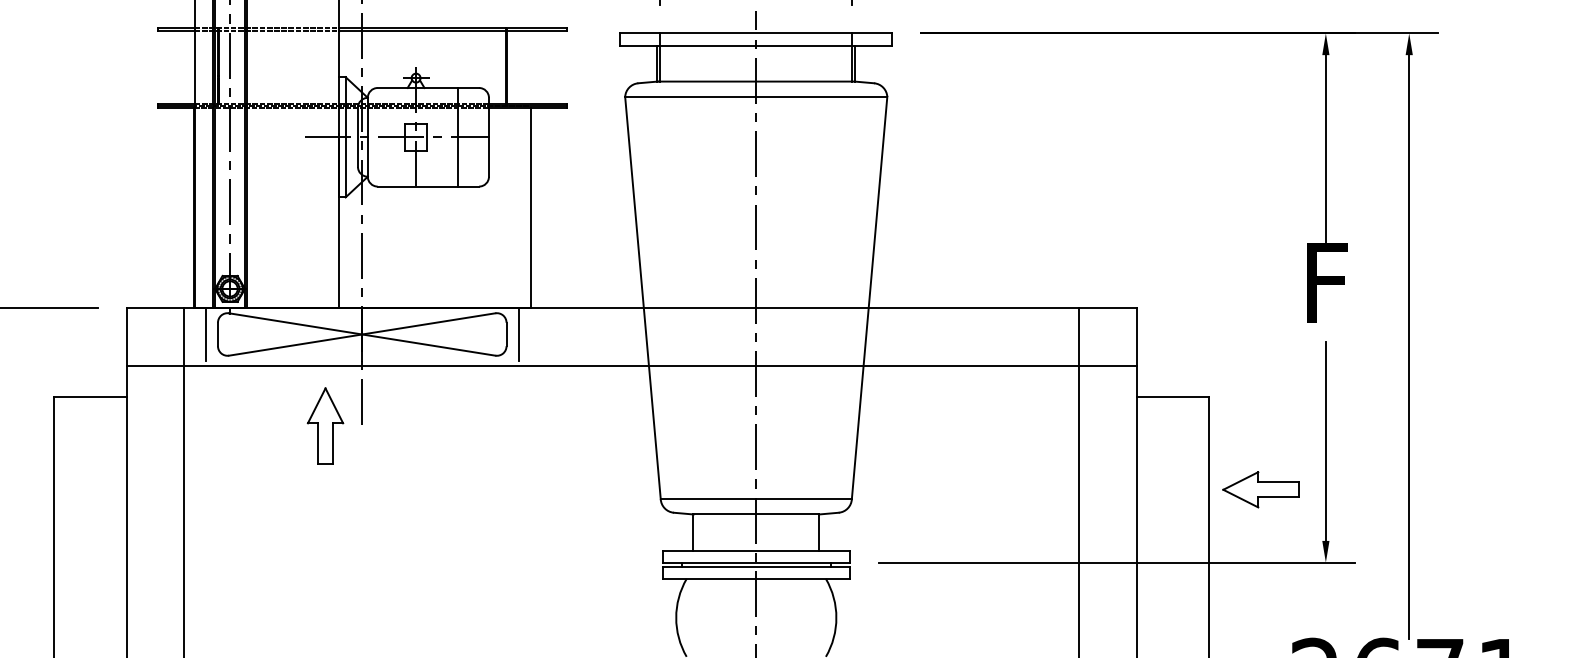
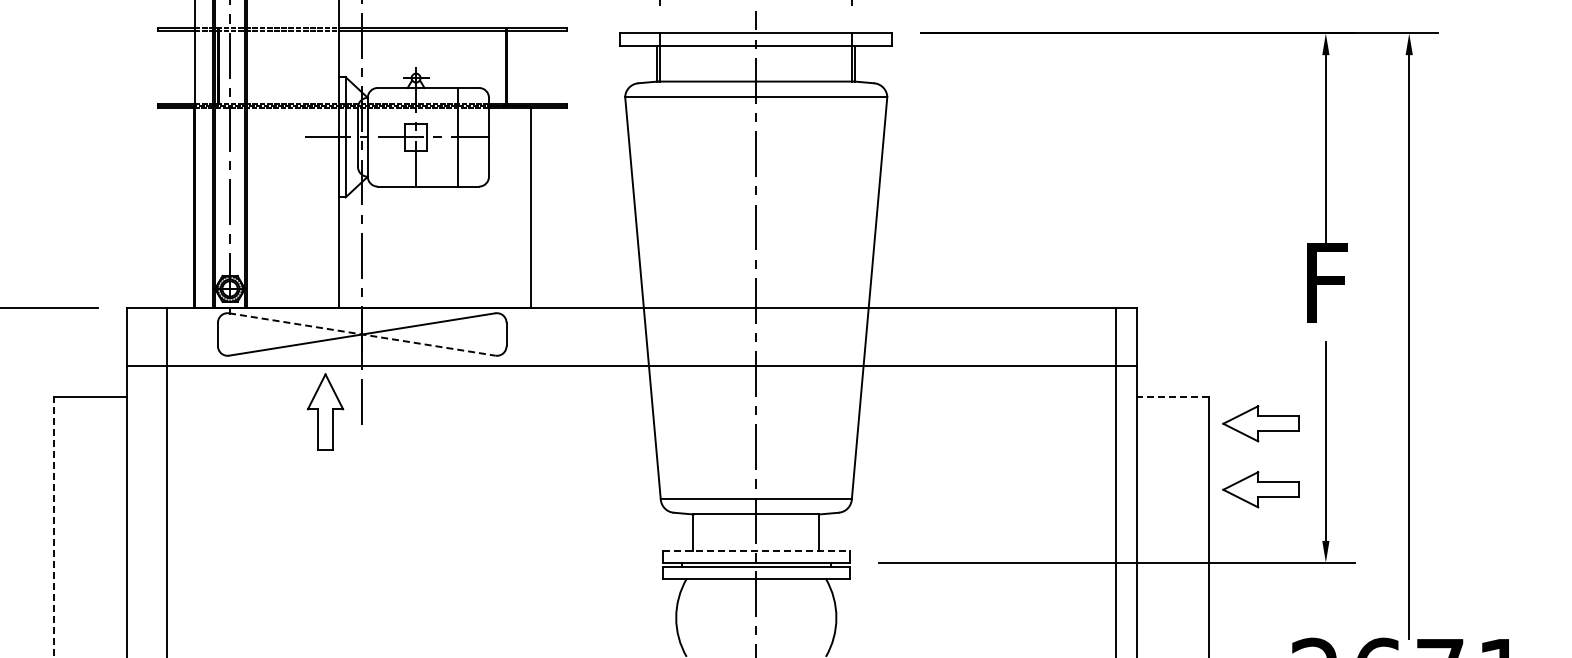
line: present -> none (205, 334)
line: solid -> dashed (362, 334)
line: present -> none (518, 334)
line: solid -> dashed (1172, 396)
part: none -> present (1260, 423)
part position: (325, 425) -> (325, 411) (325, 411)
line position: (184, 481) -> (167, 481) (167, 481)
line position: (1078, 481) -> (1115, 481) (1115, 481)
line: solid -> dashed (54, 526)
line: solid -> dashed (756, 551)
